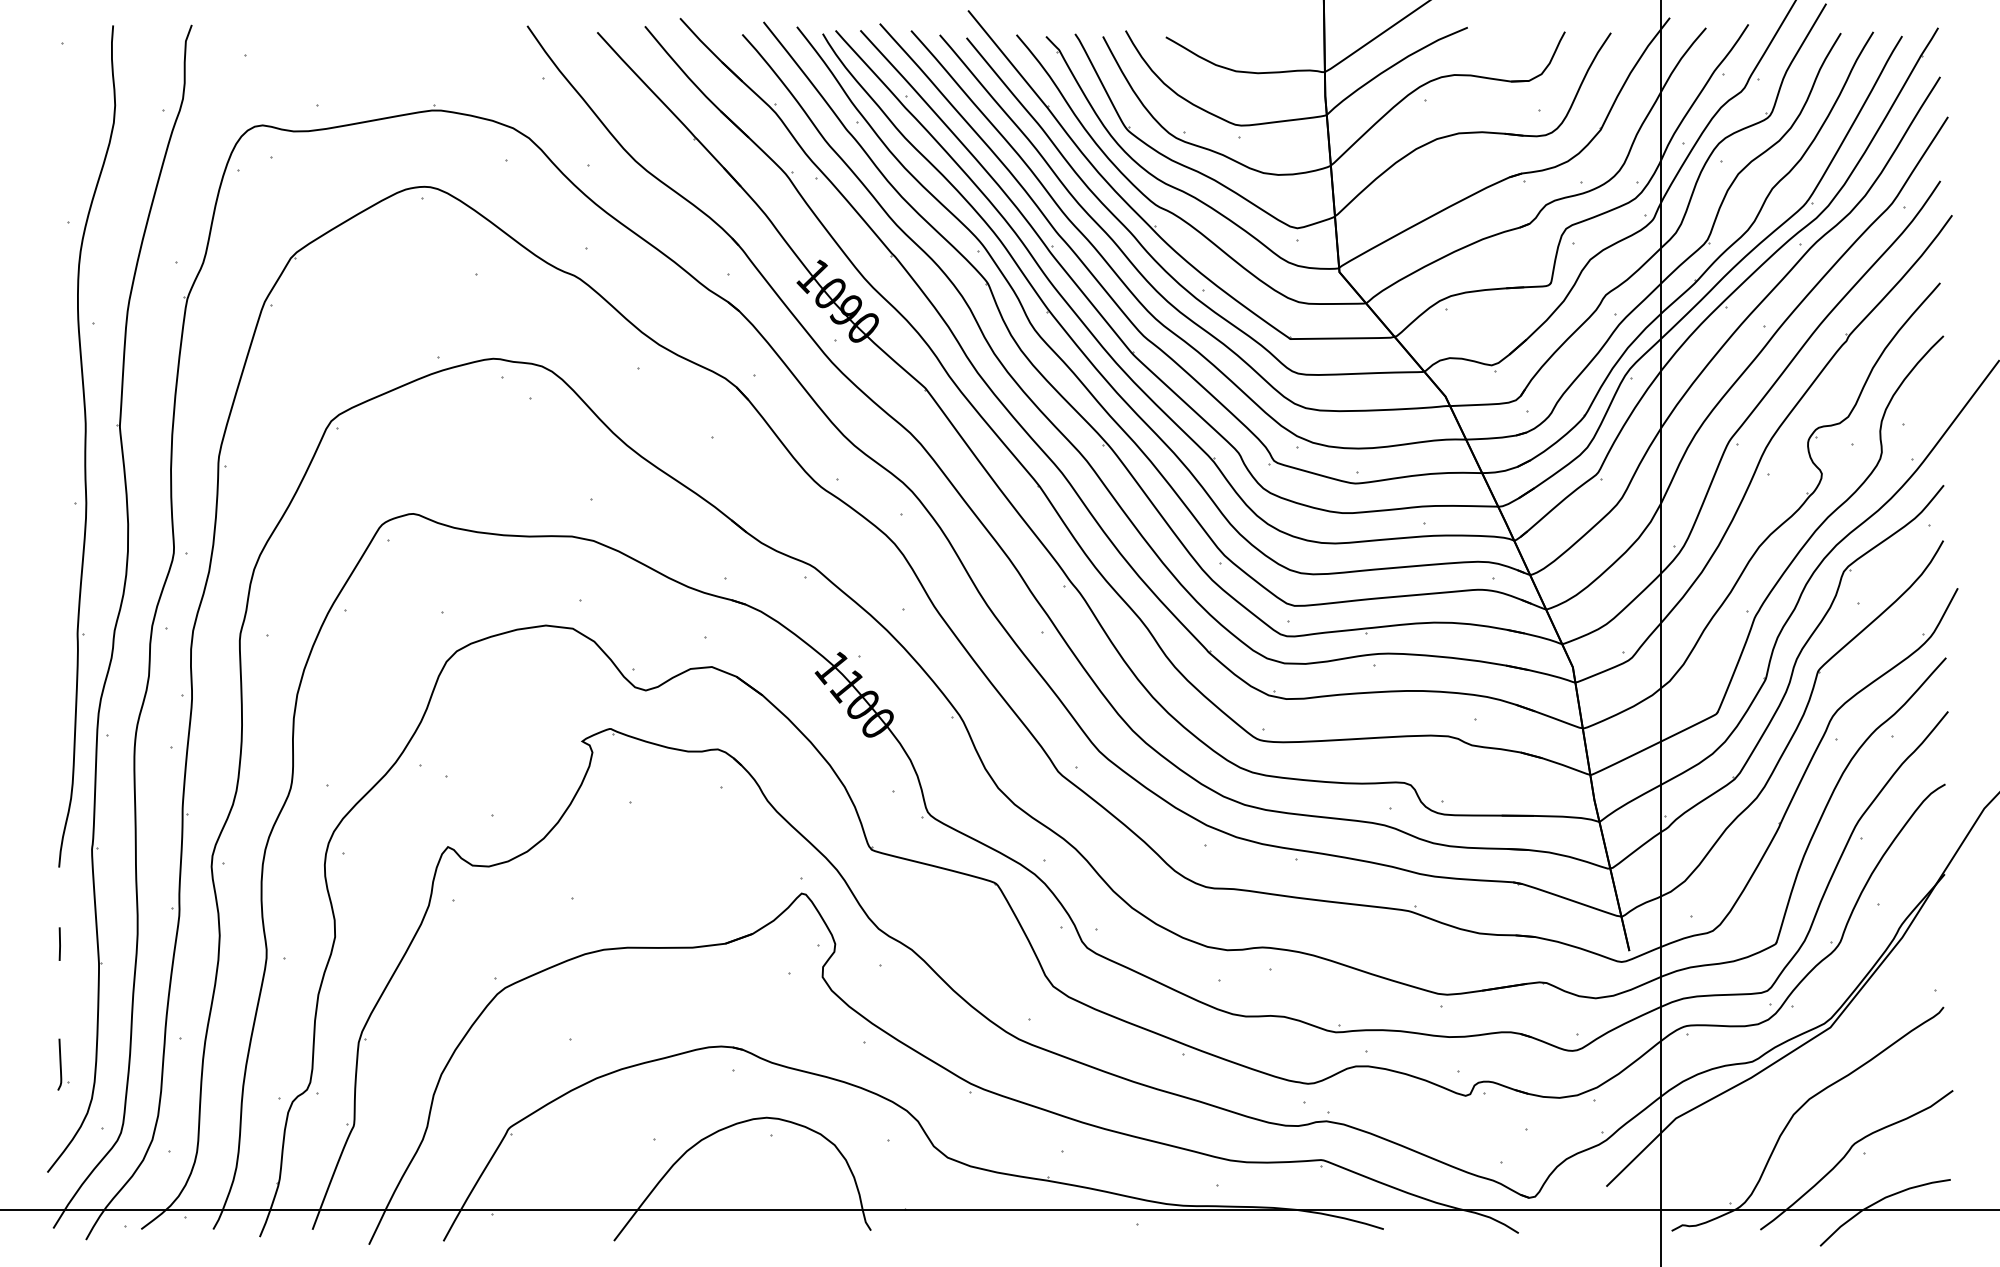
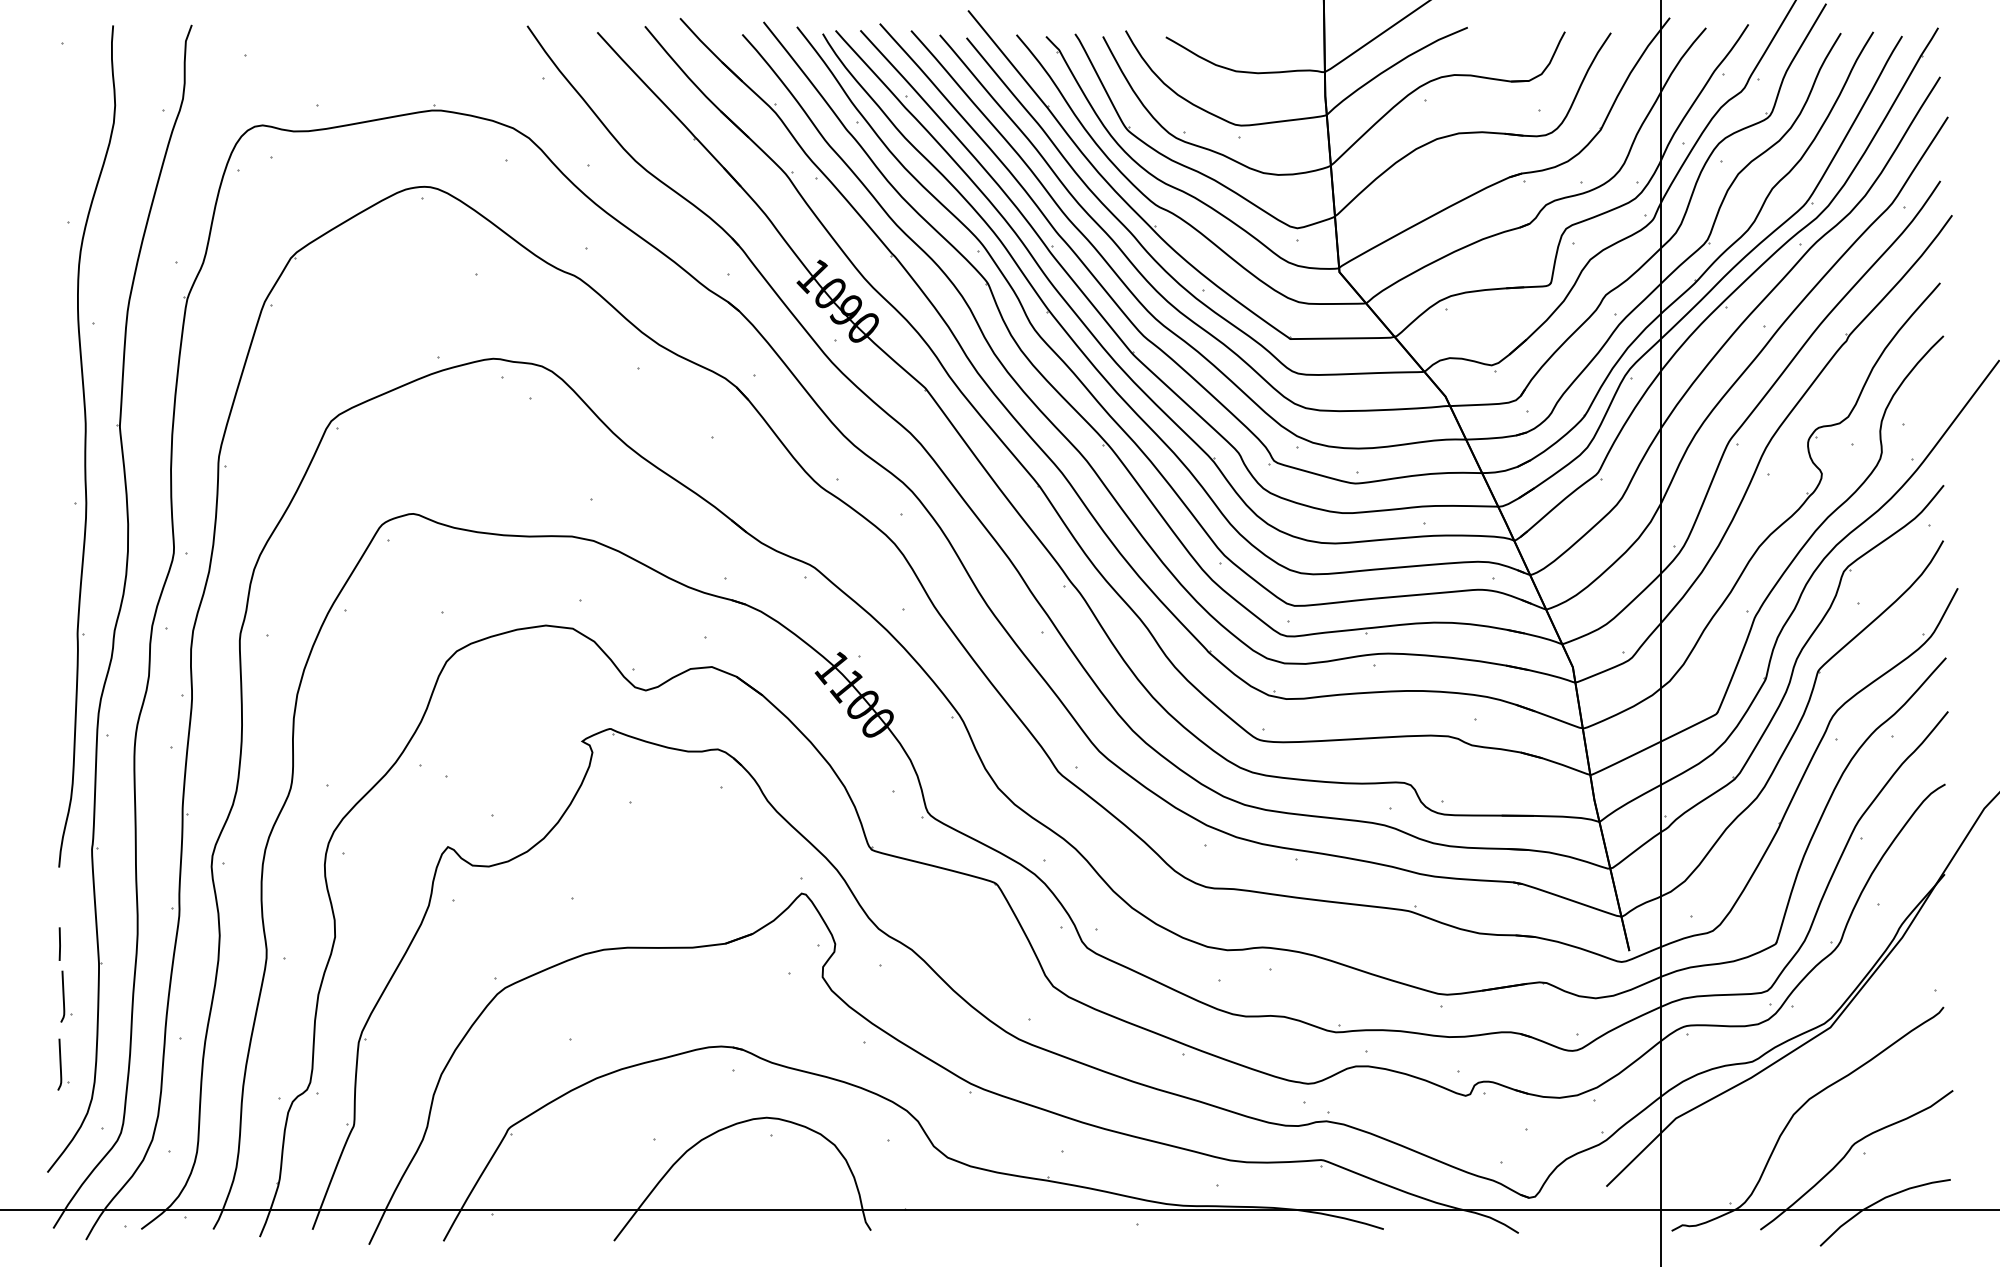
part: none -> present (66, 996)
